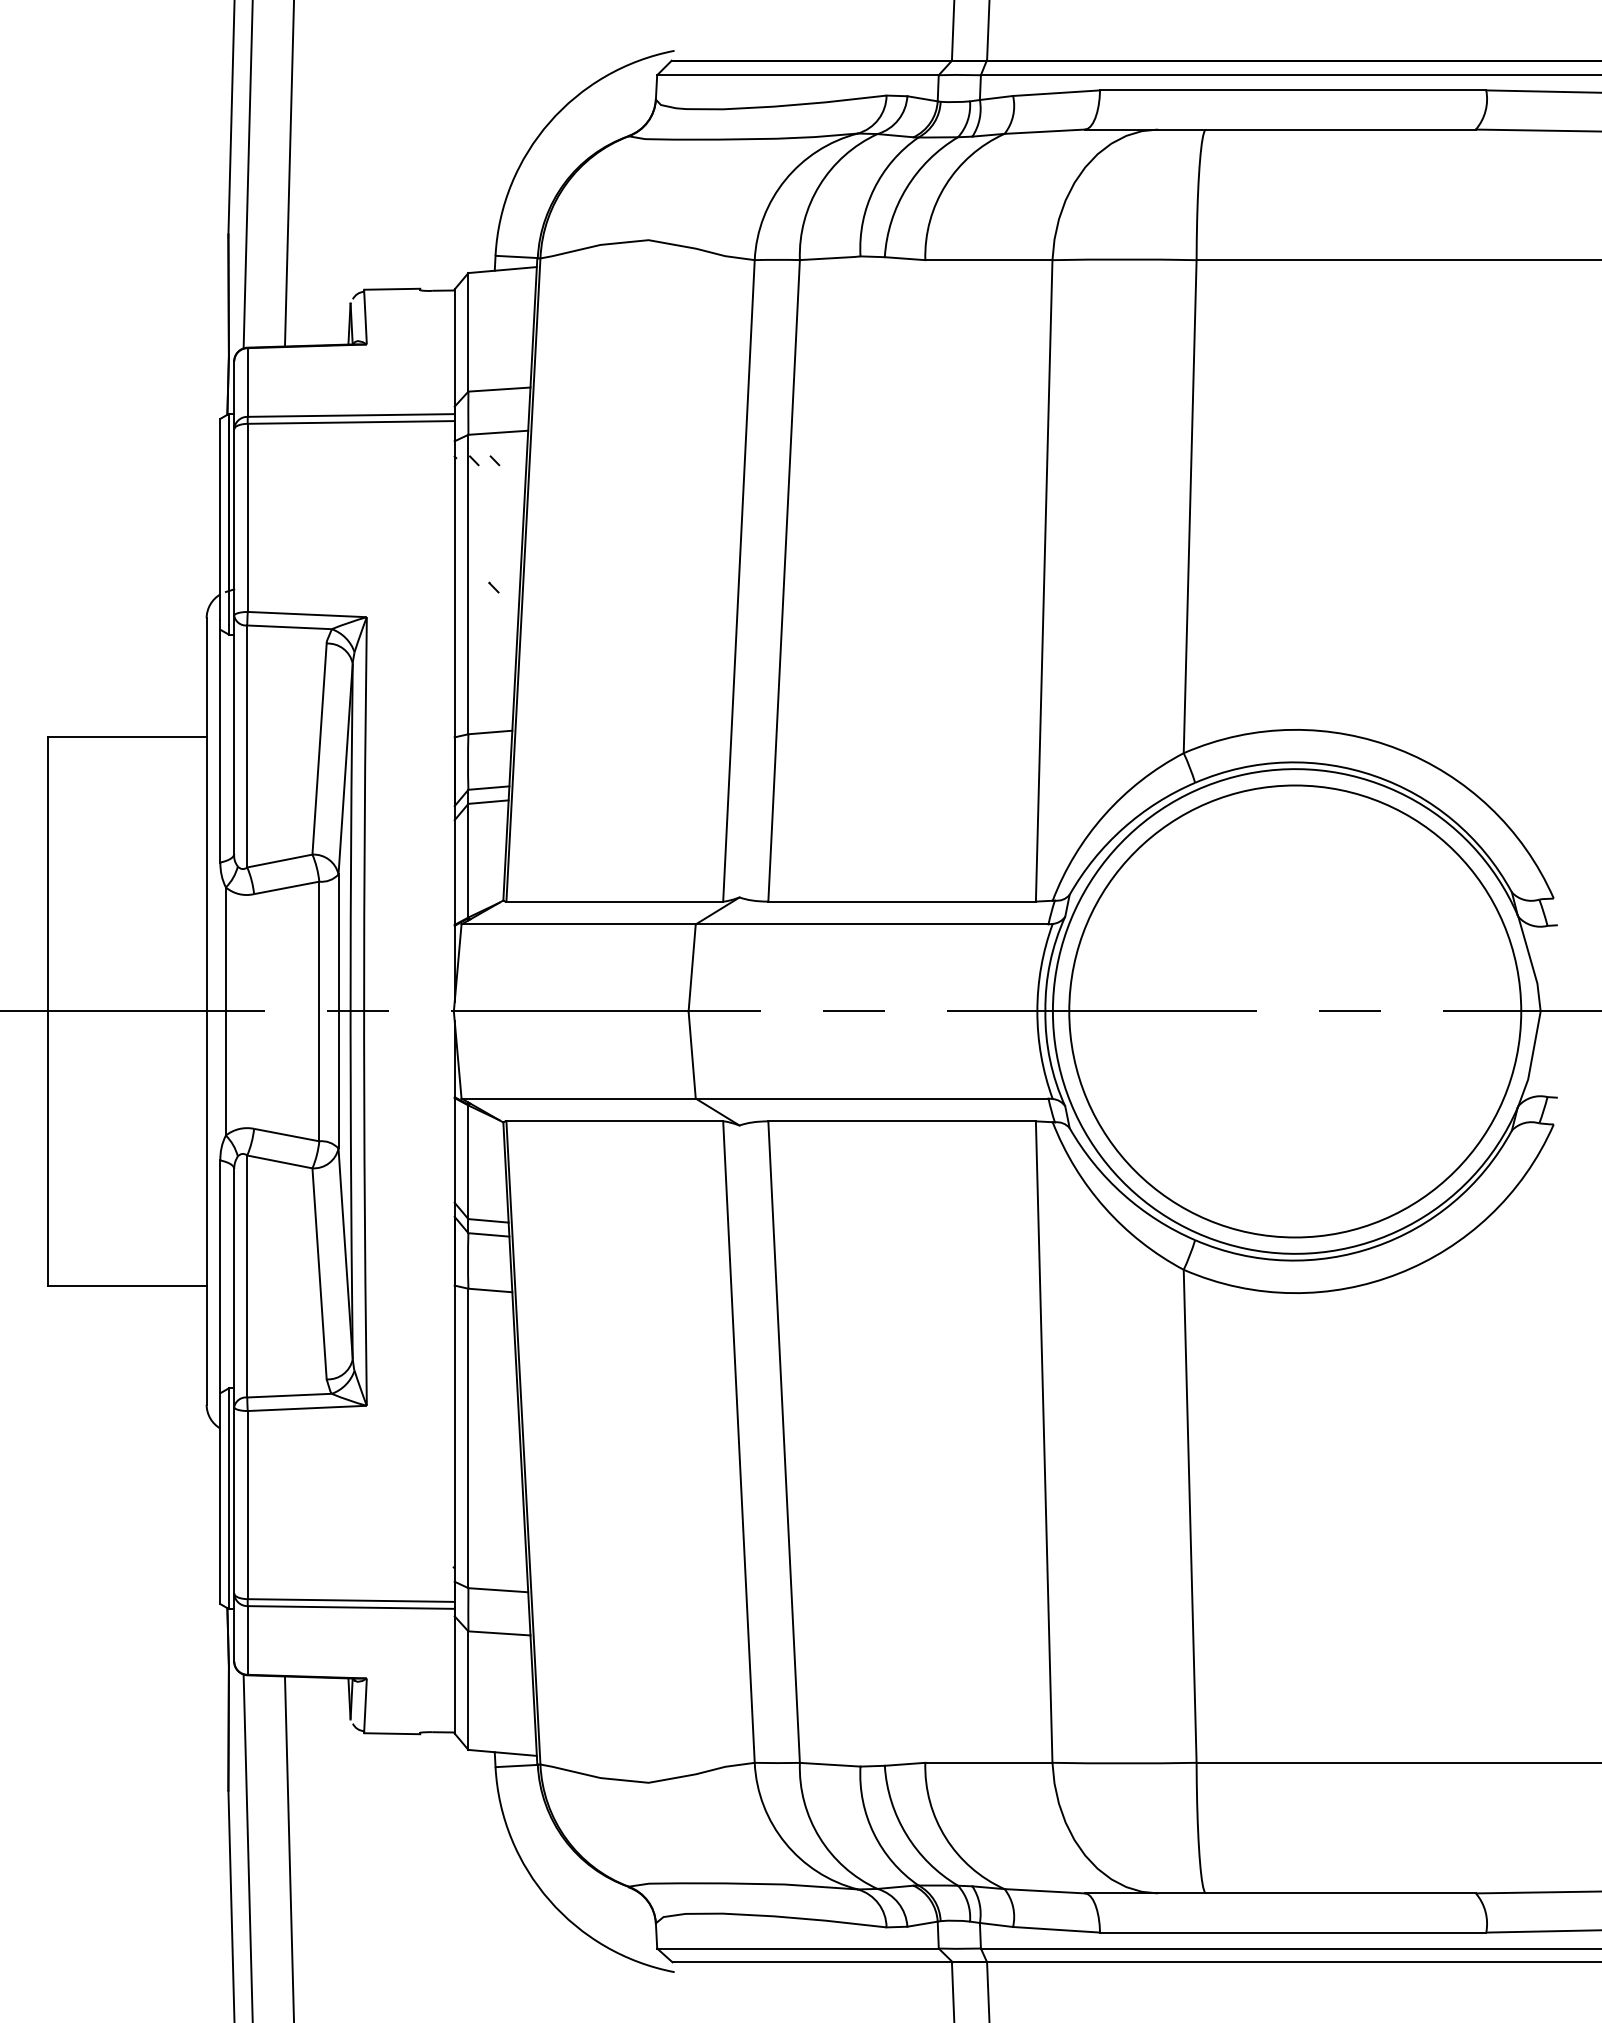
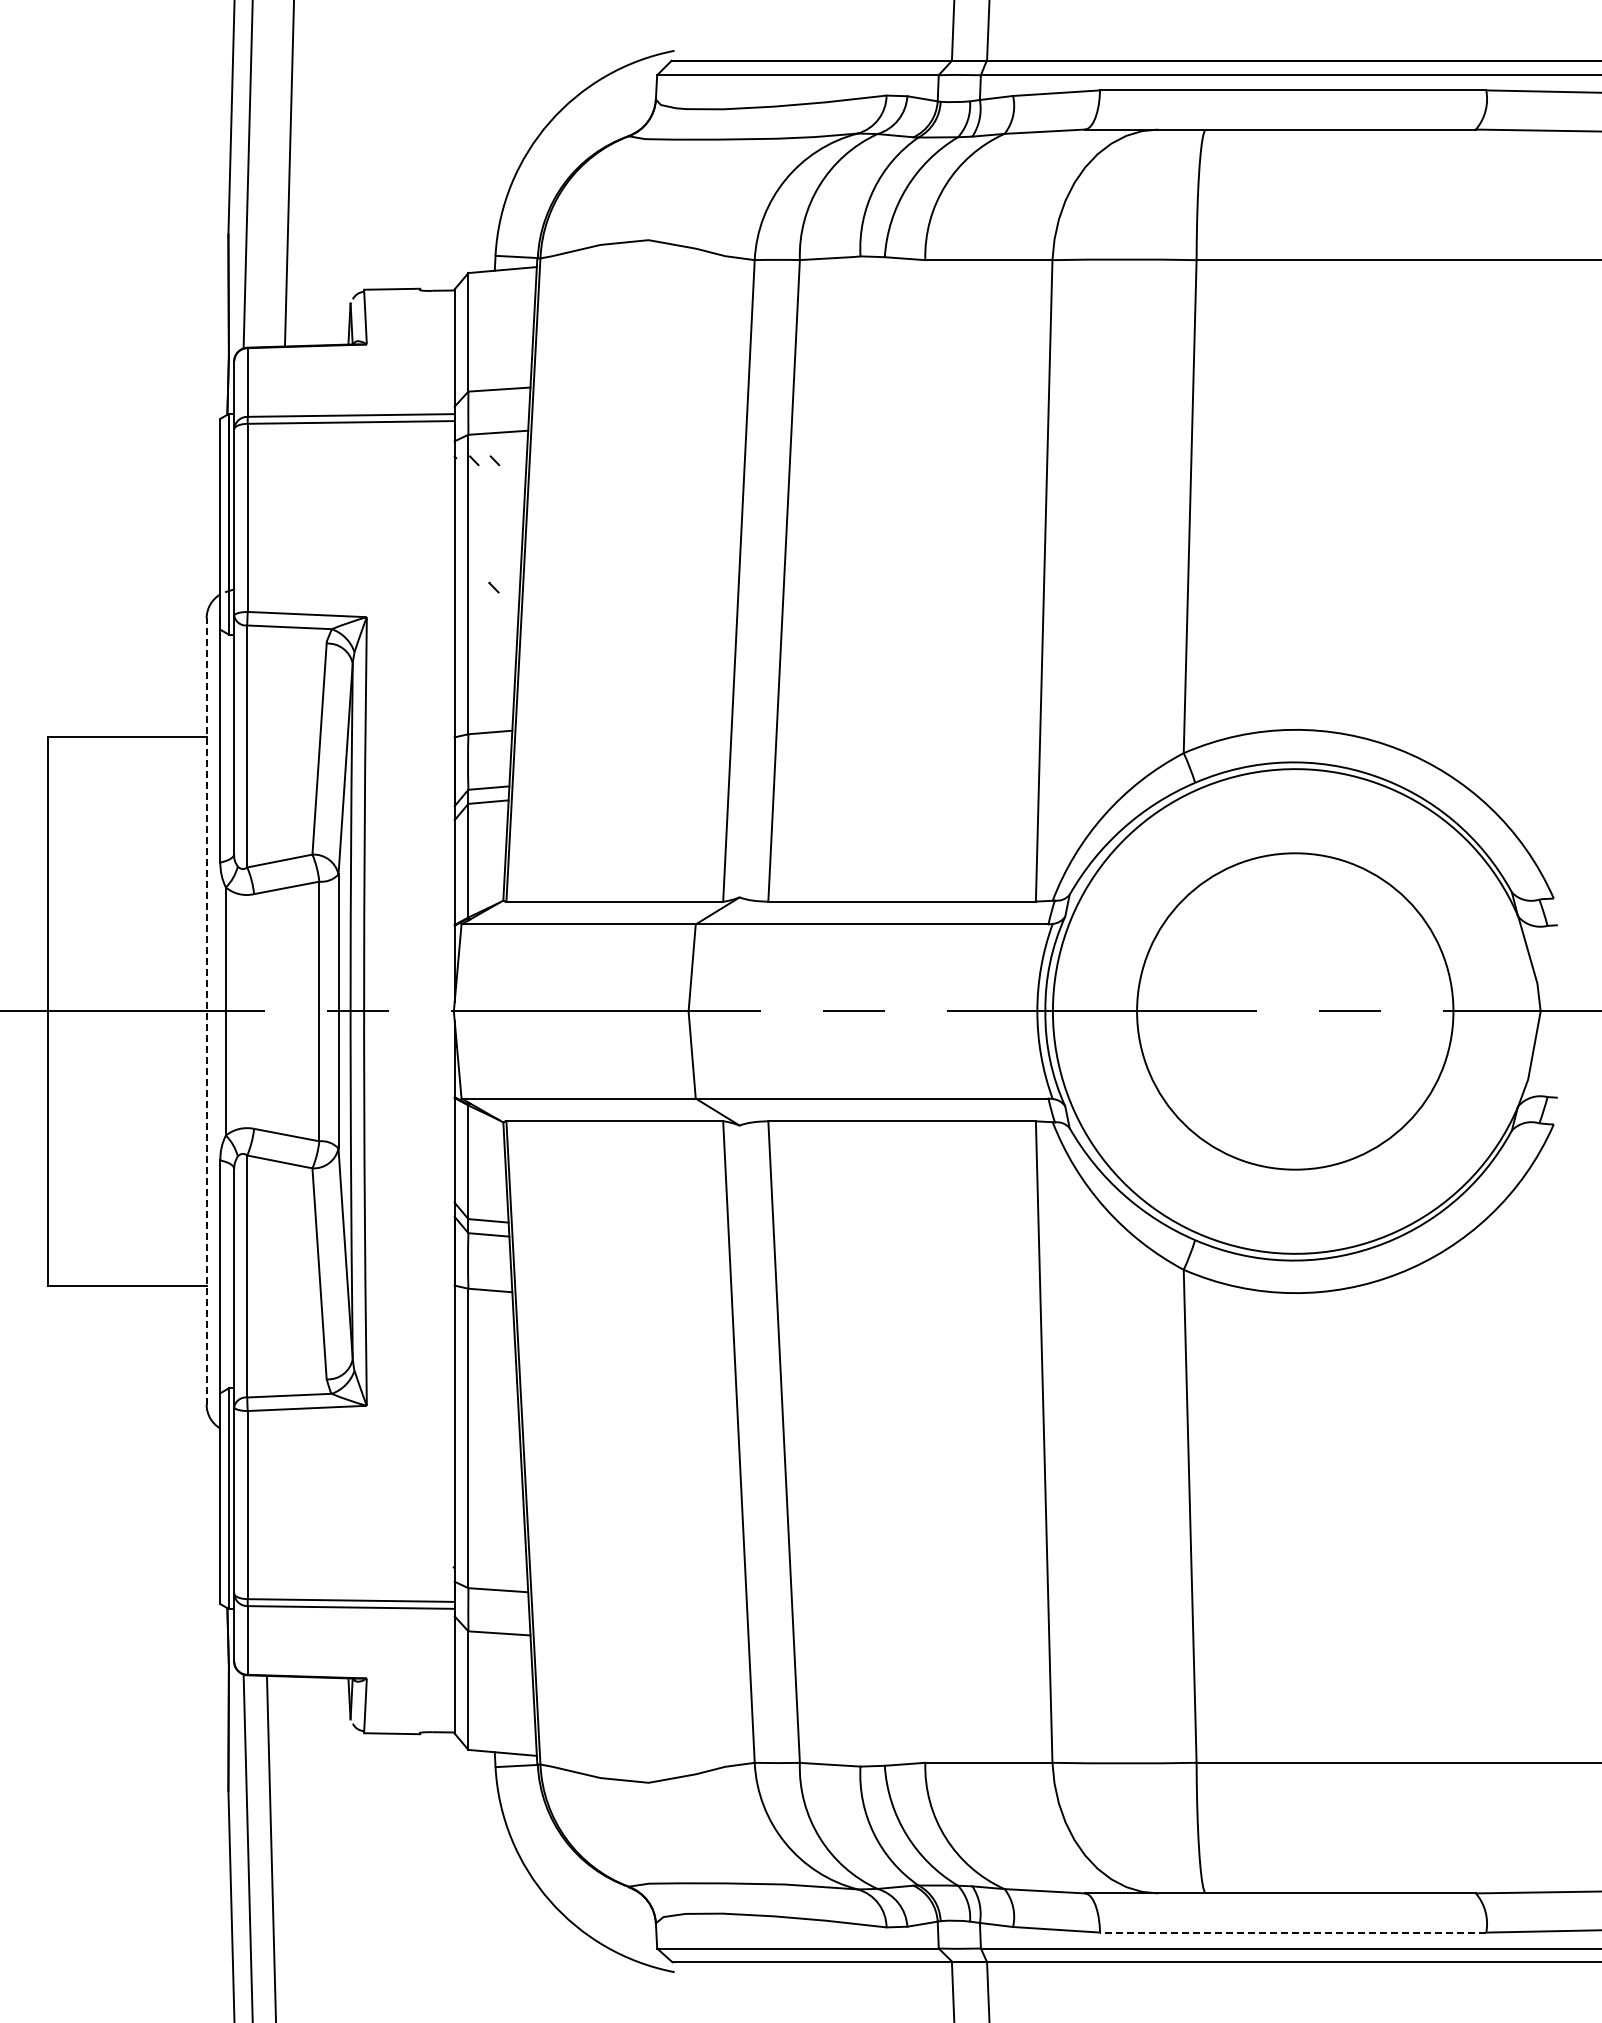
line: solid -> dashed (206, 1011)
circle diameter: 452 px -> 316 px (1295, 1011)
line position: (288, 1847) -> (270, 1847) (270, 1847)
line: solid -> dashed (1292, 1932)
